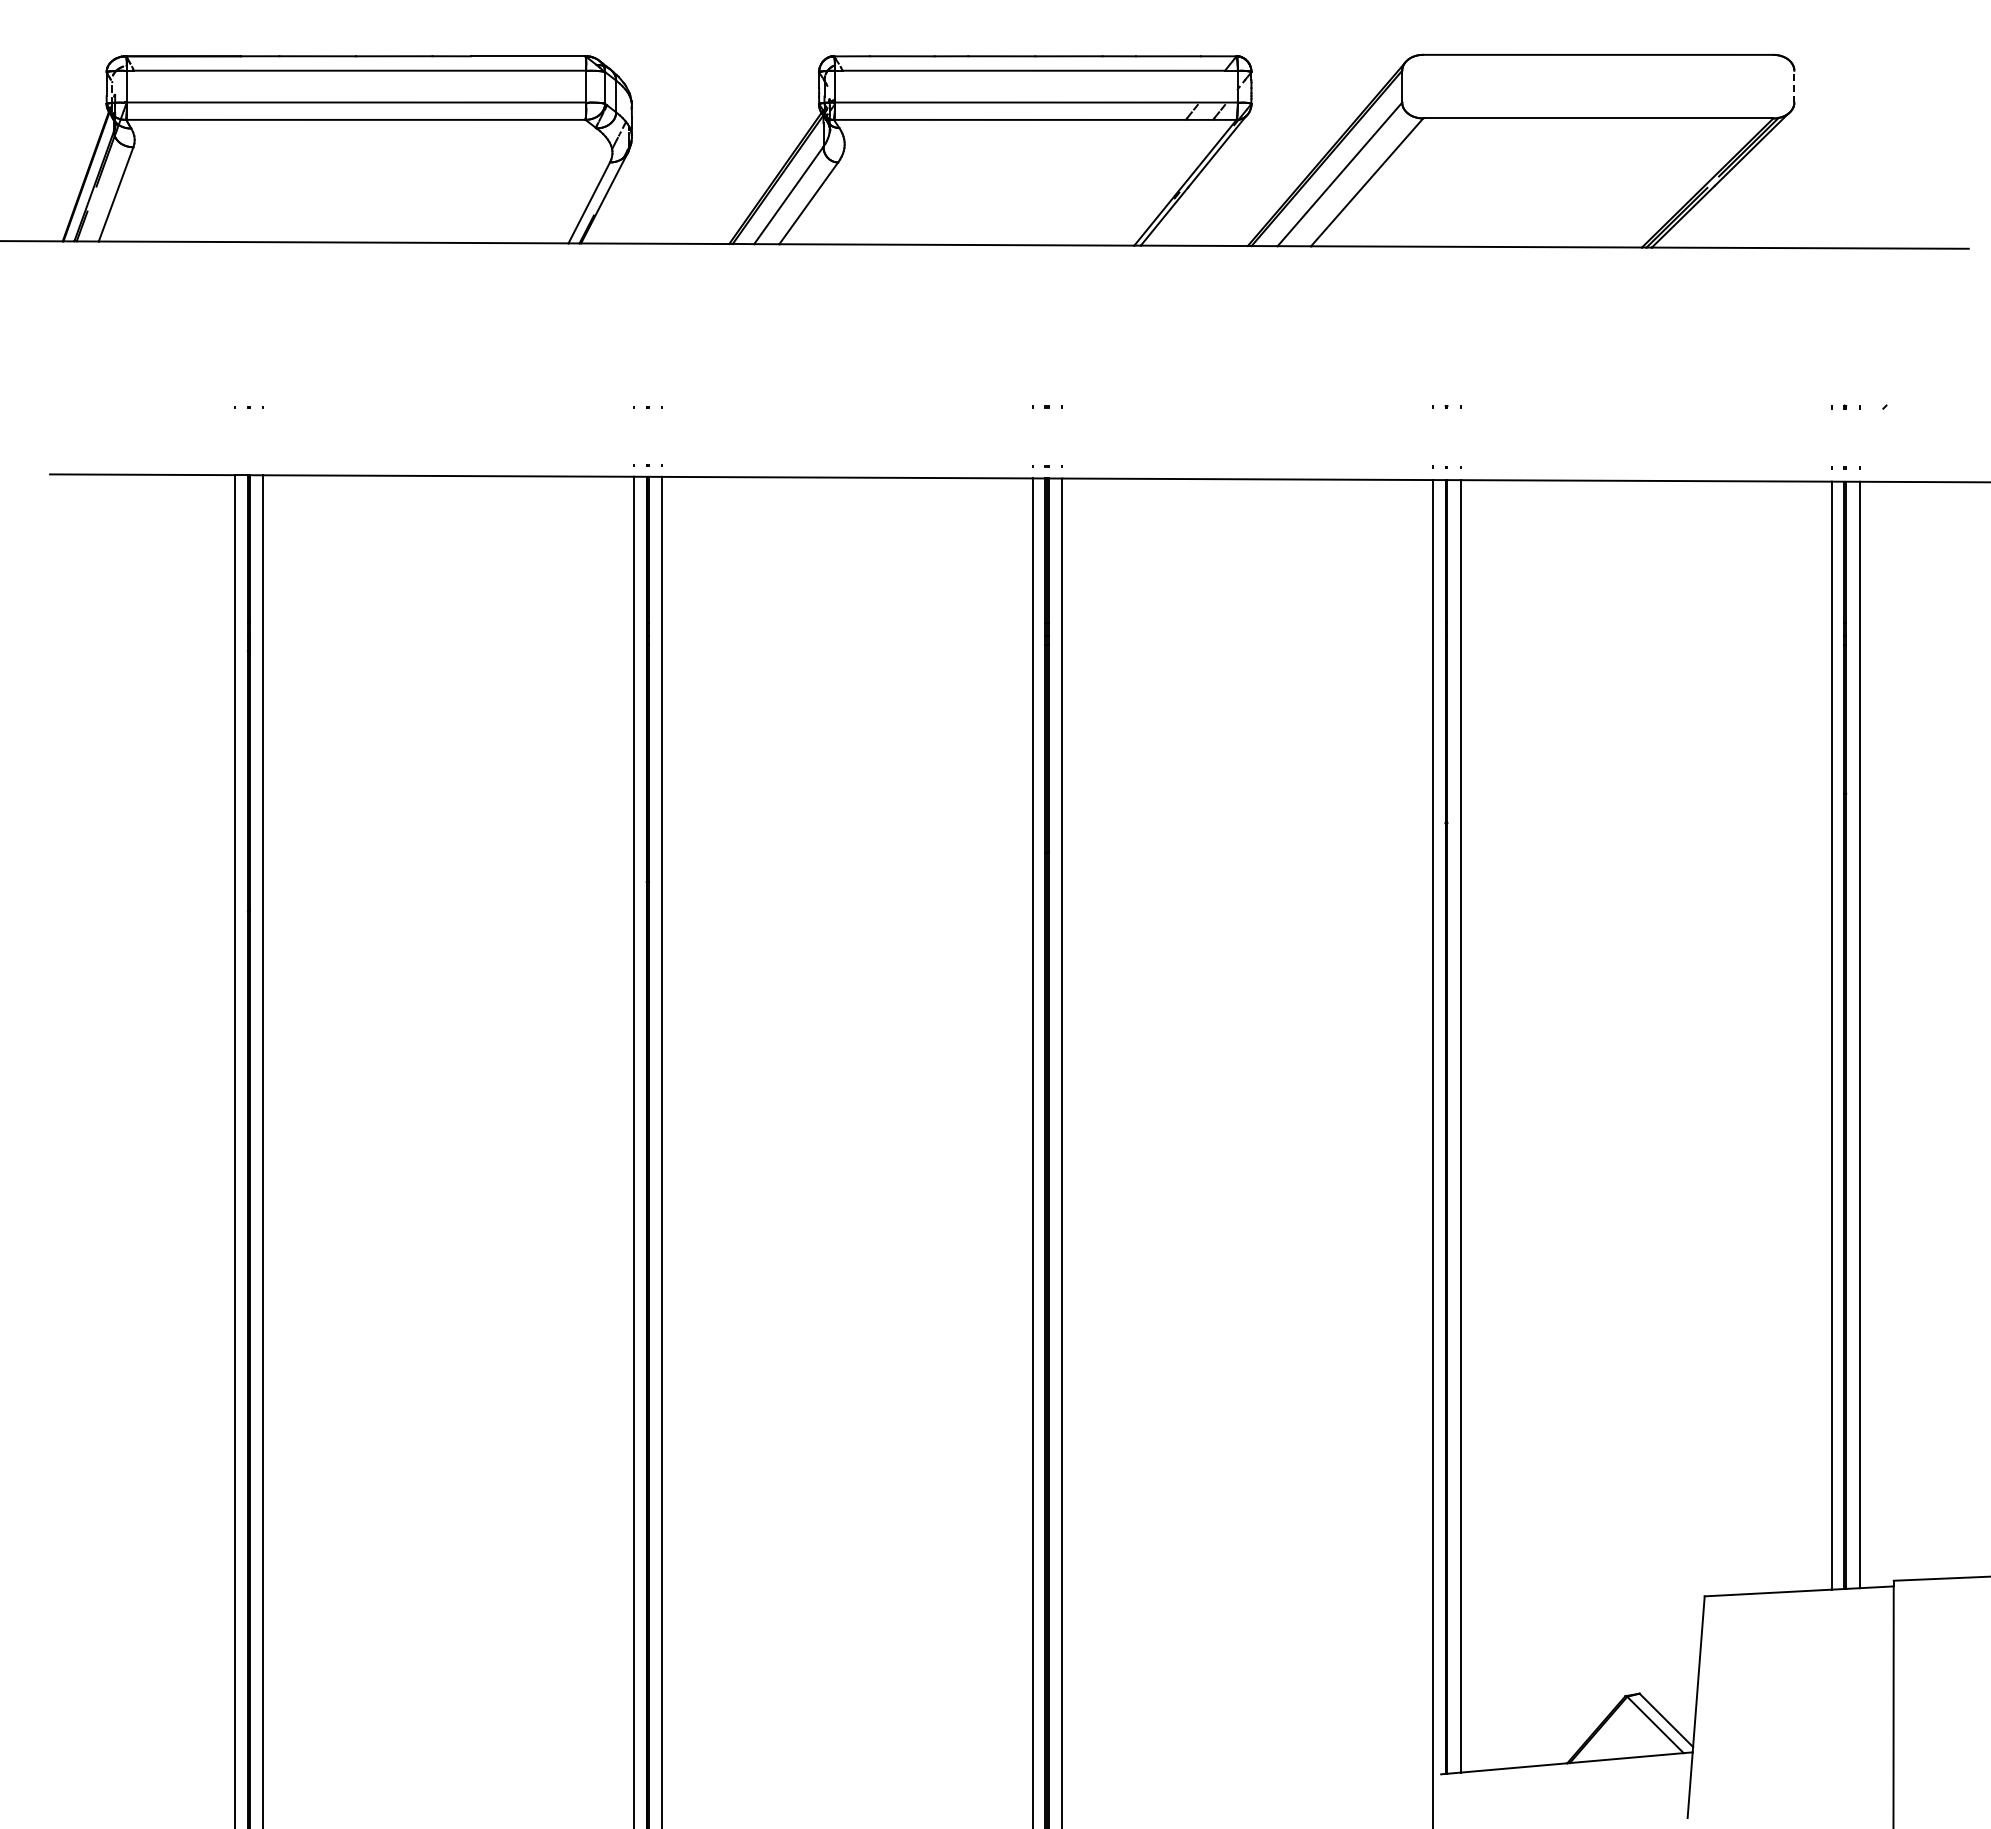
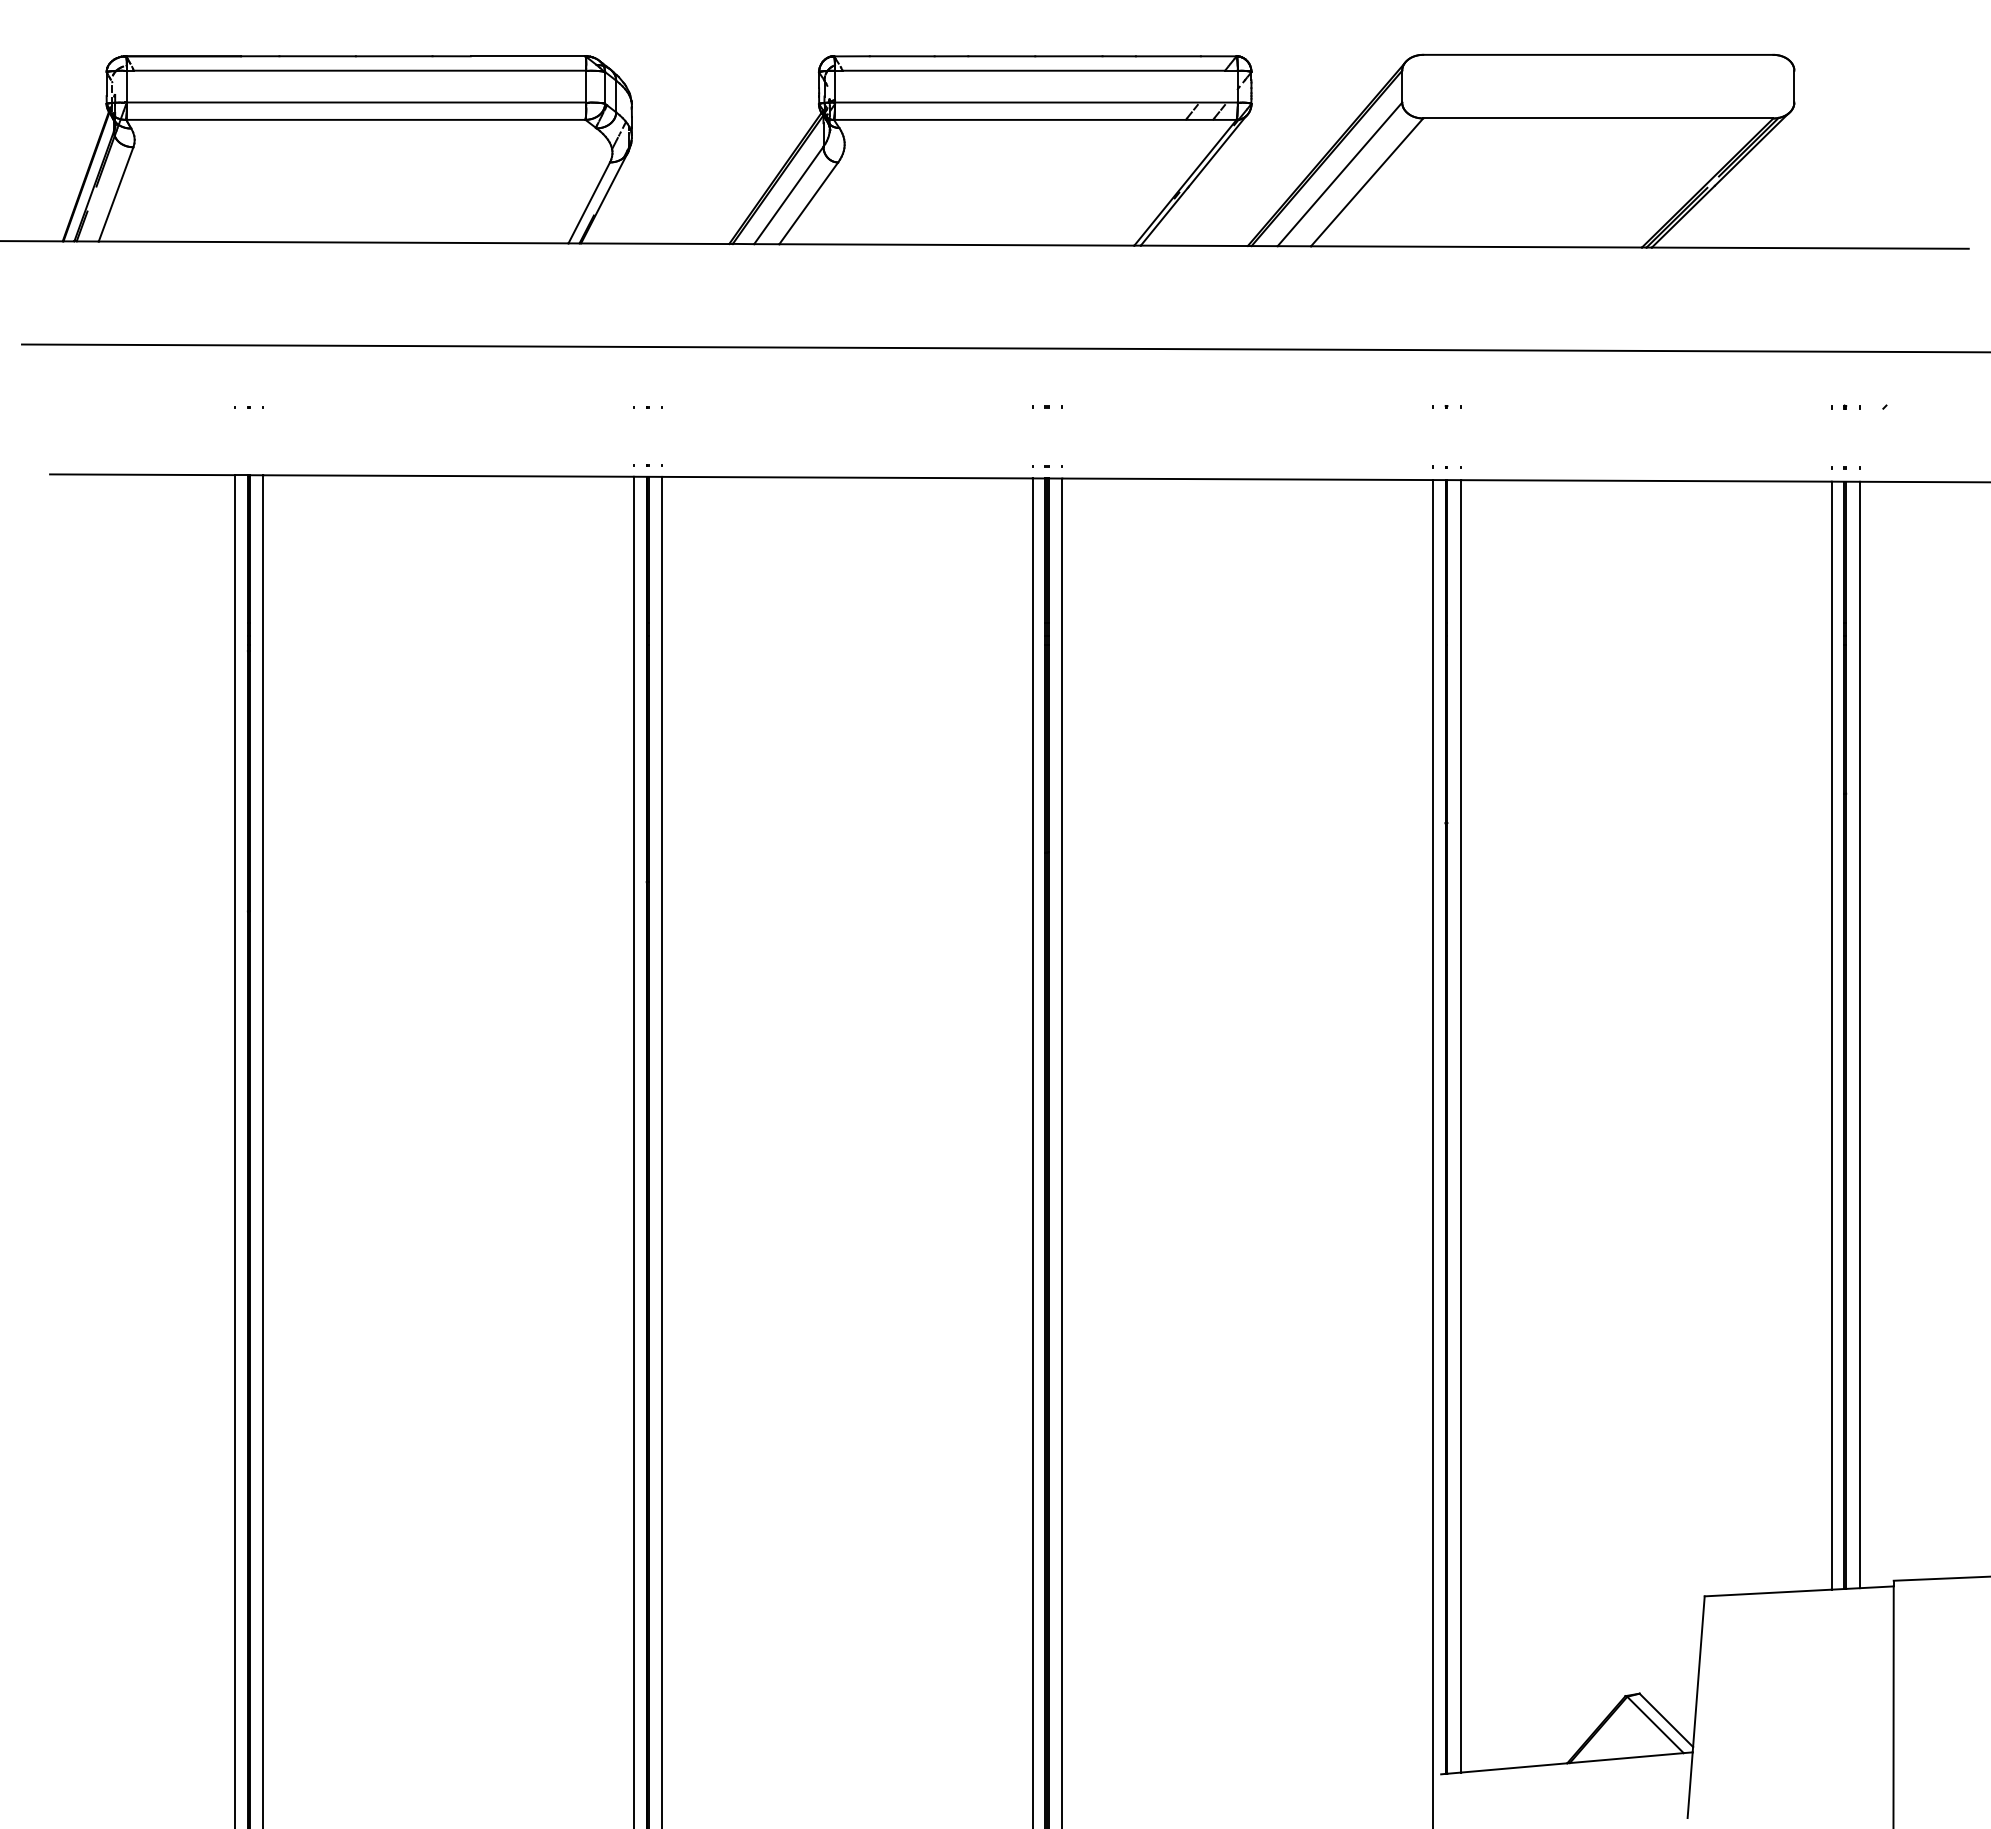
line: dashed -> solid (1794, 86)
line: none -> present (1004, 348)
